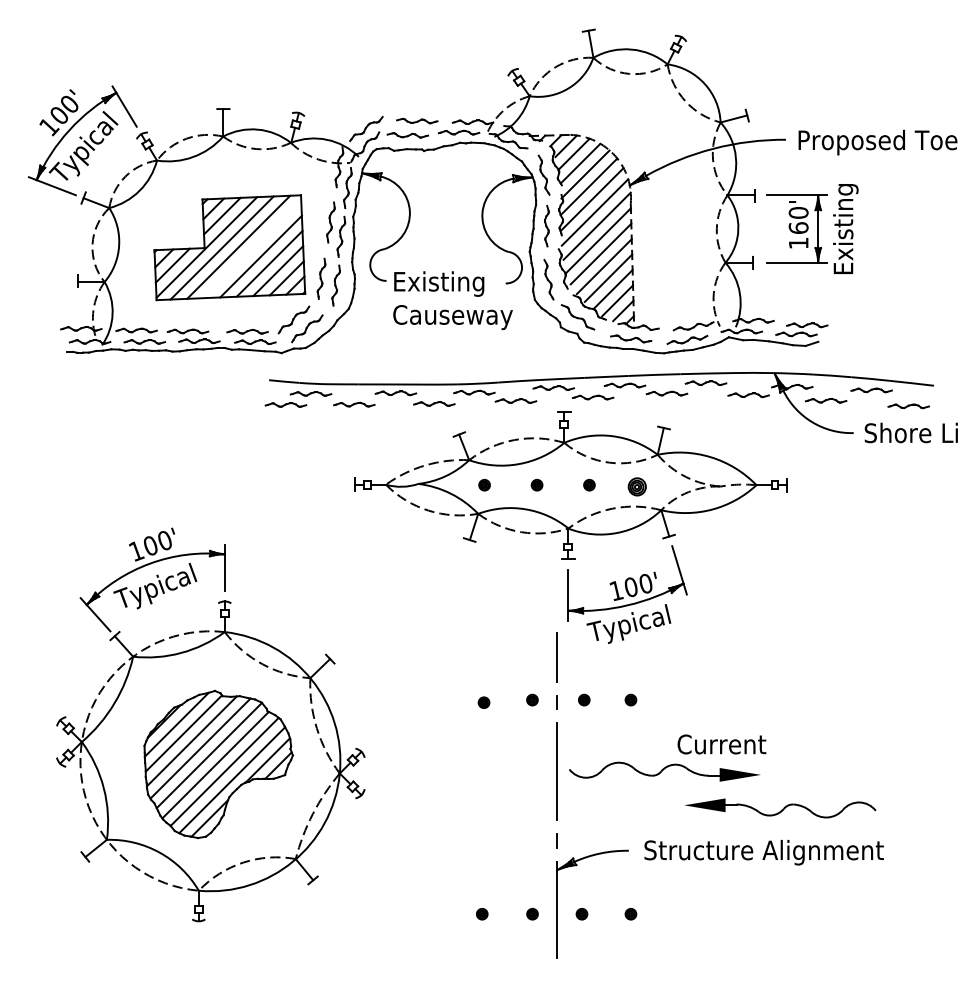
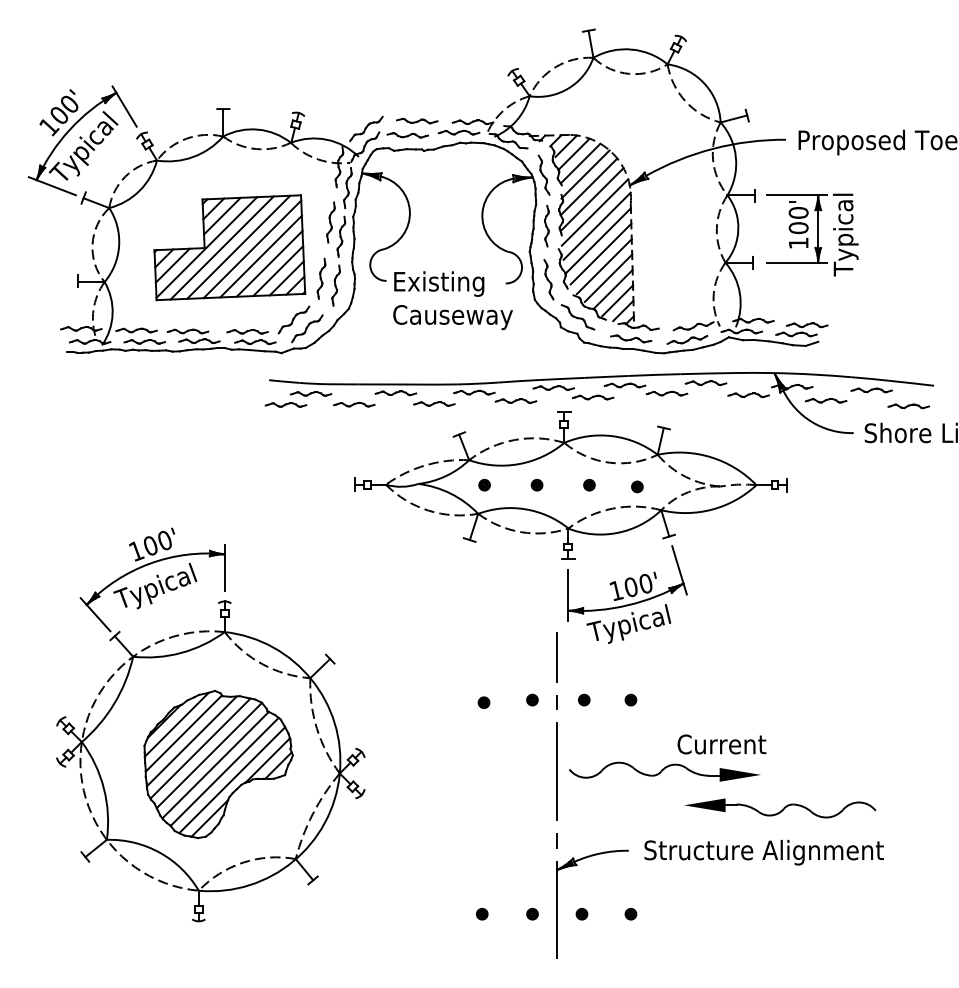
text: 160' -> 100' (798, 227)
text: Existing -> Typical (845, 230)
line: none -> present (252, 249)
part size: 20x20 px -> 13x14 px (637, 486)
